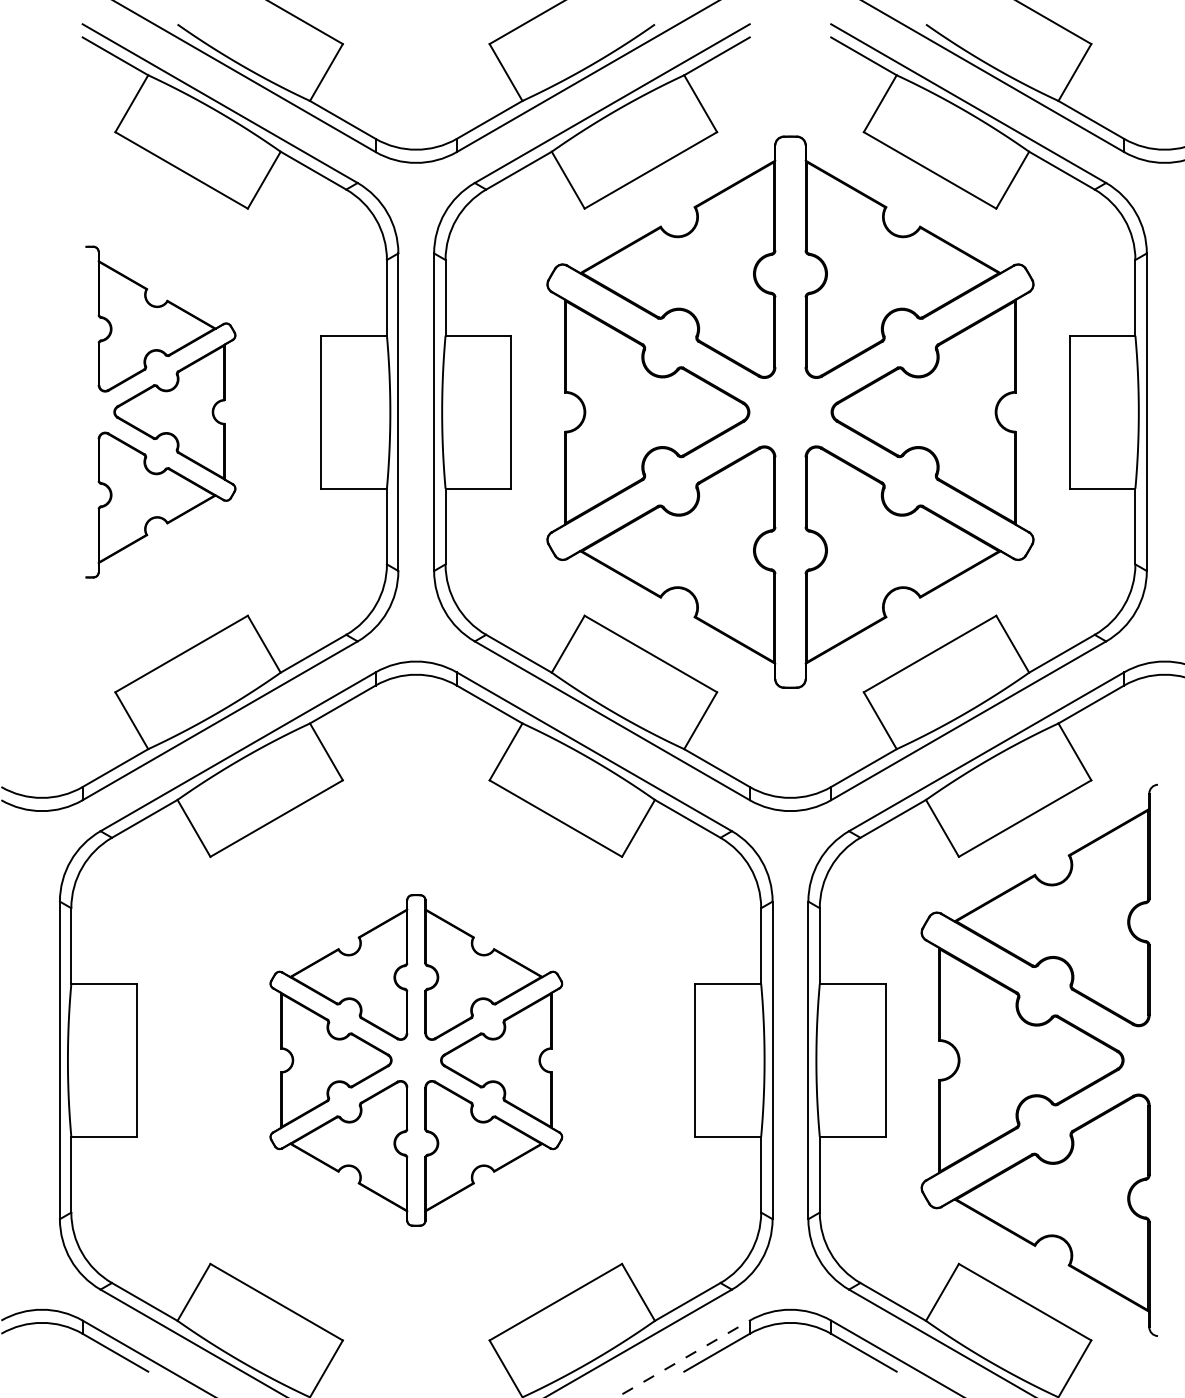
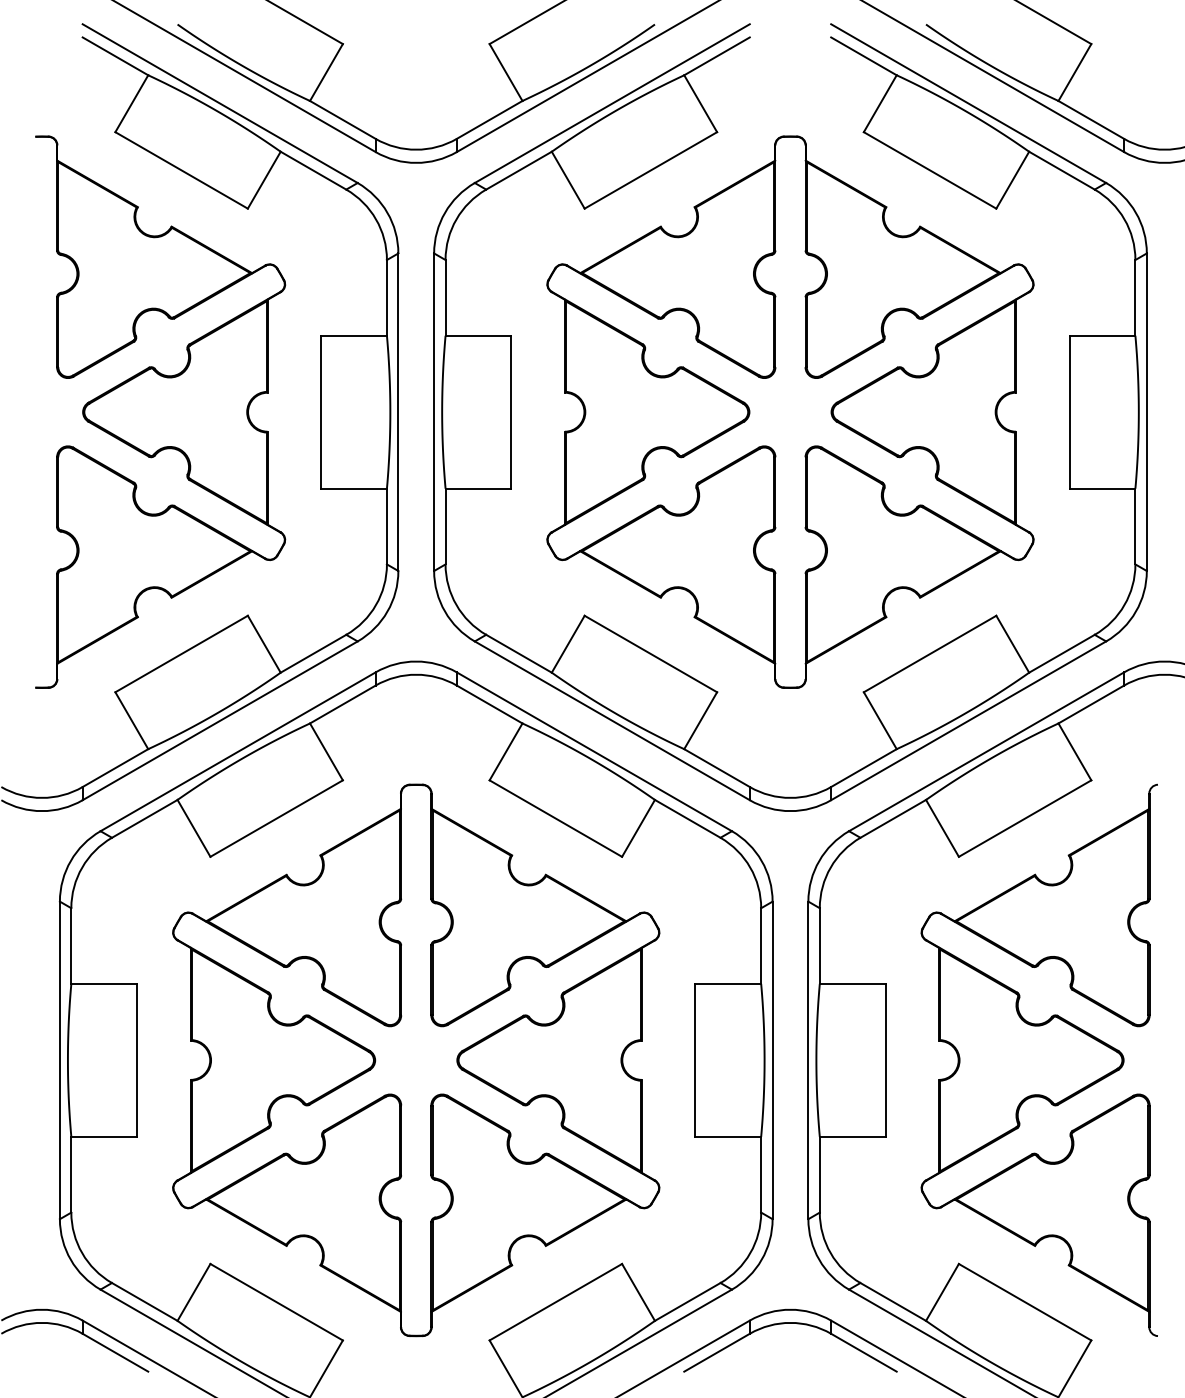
part size: 152x334 px -> 252x554 px (160, 411)
part size: 295x333 px -> 489x555 px (416, 1060)
line: dashed -> solid (683, 1359)
